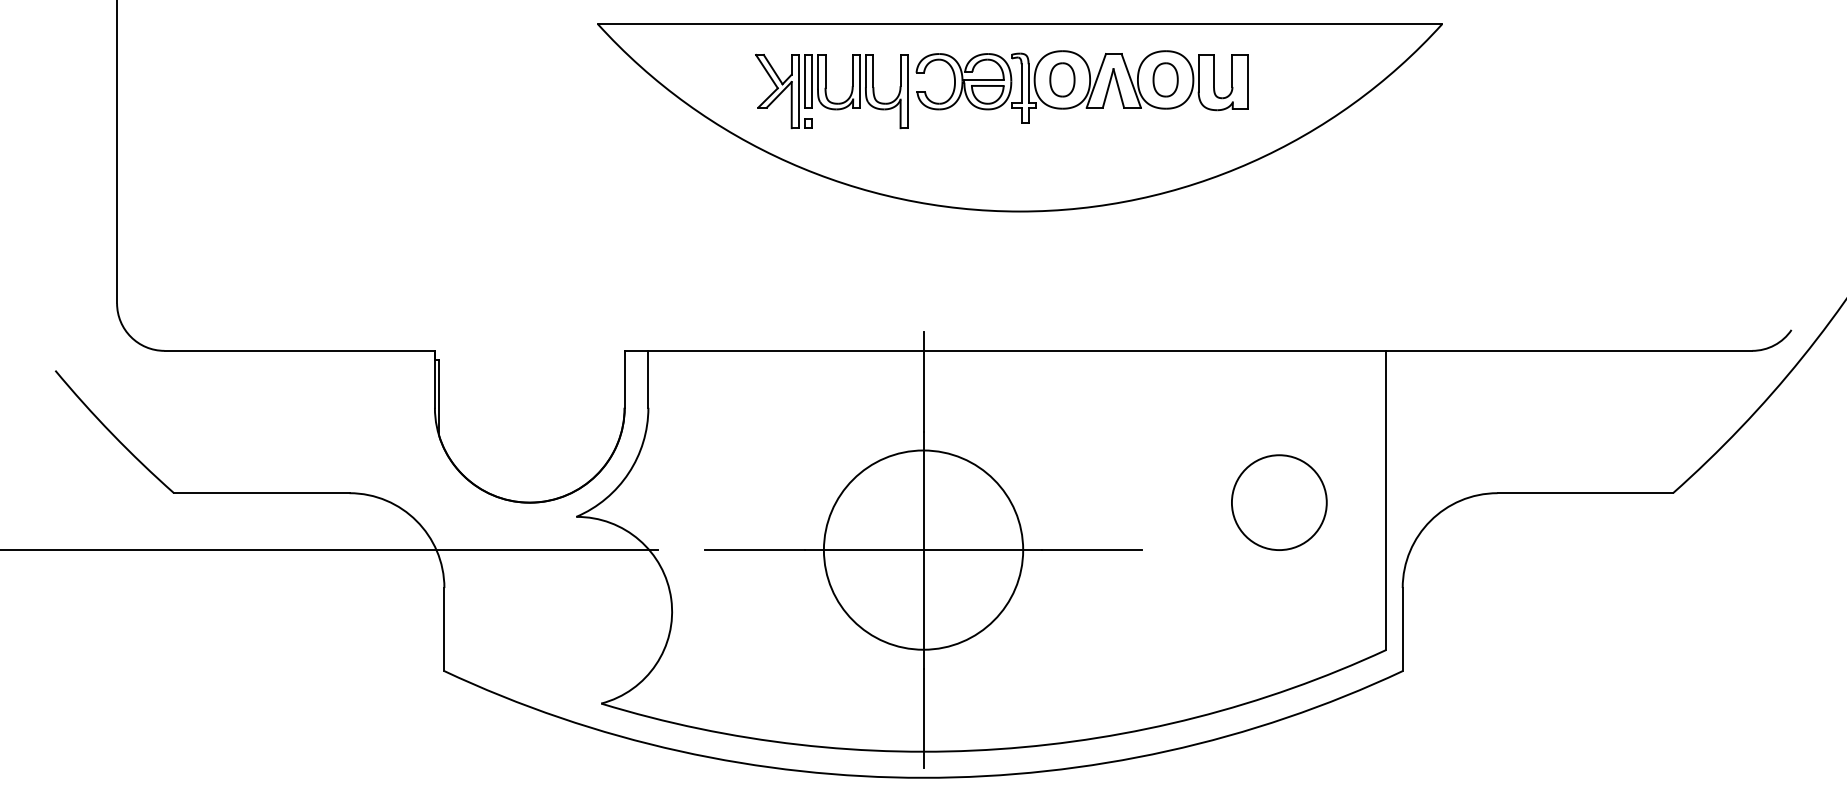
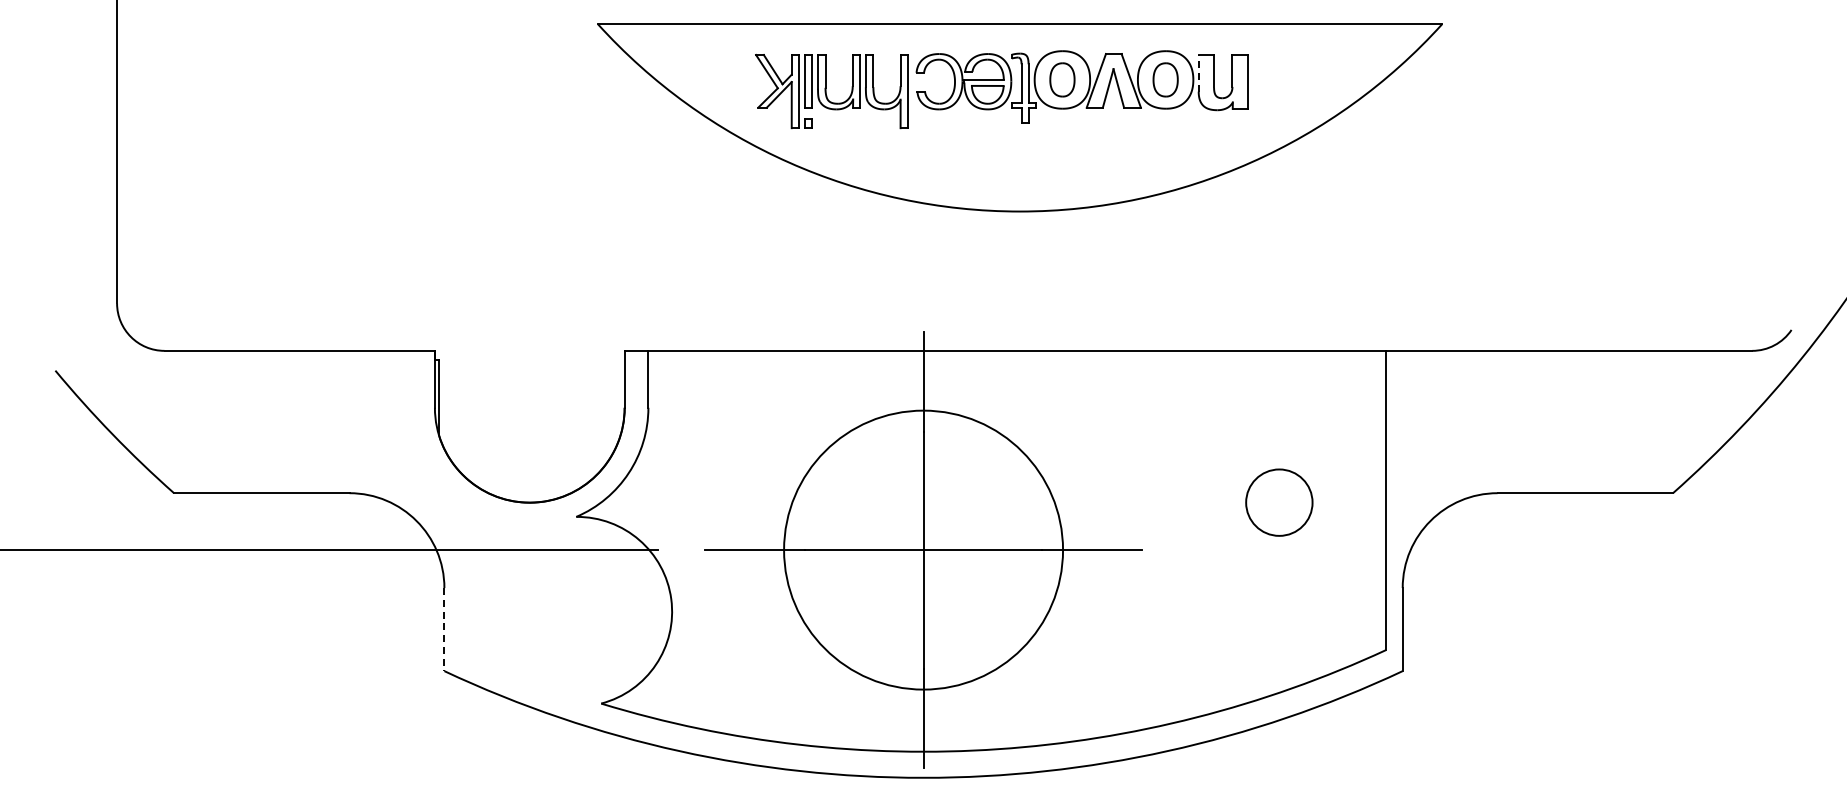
line: solid -> dashed (1198, 72)
circle diameter: 95 px -> 66 px (1279, 502)
circle diameter: 199 px -> 279 px (923, 549)
line: solid -> dashed (444, 629)
